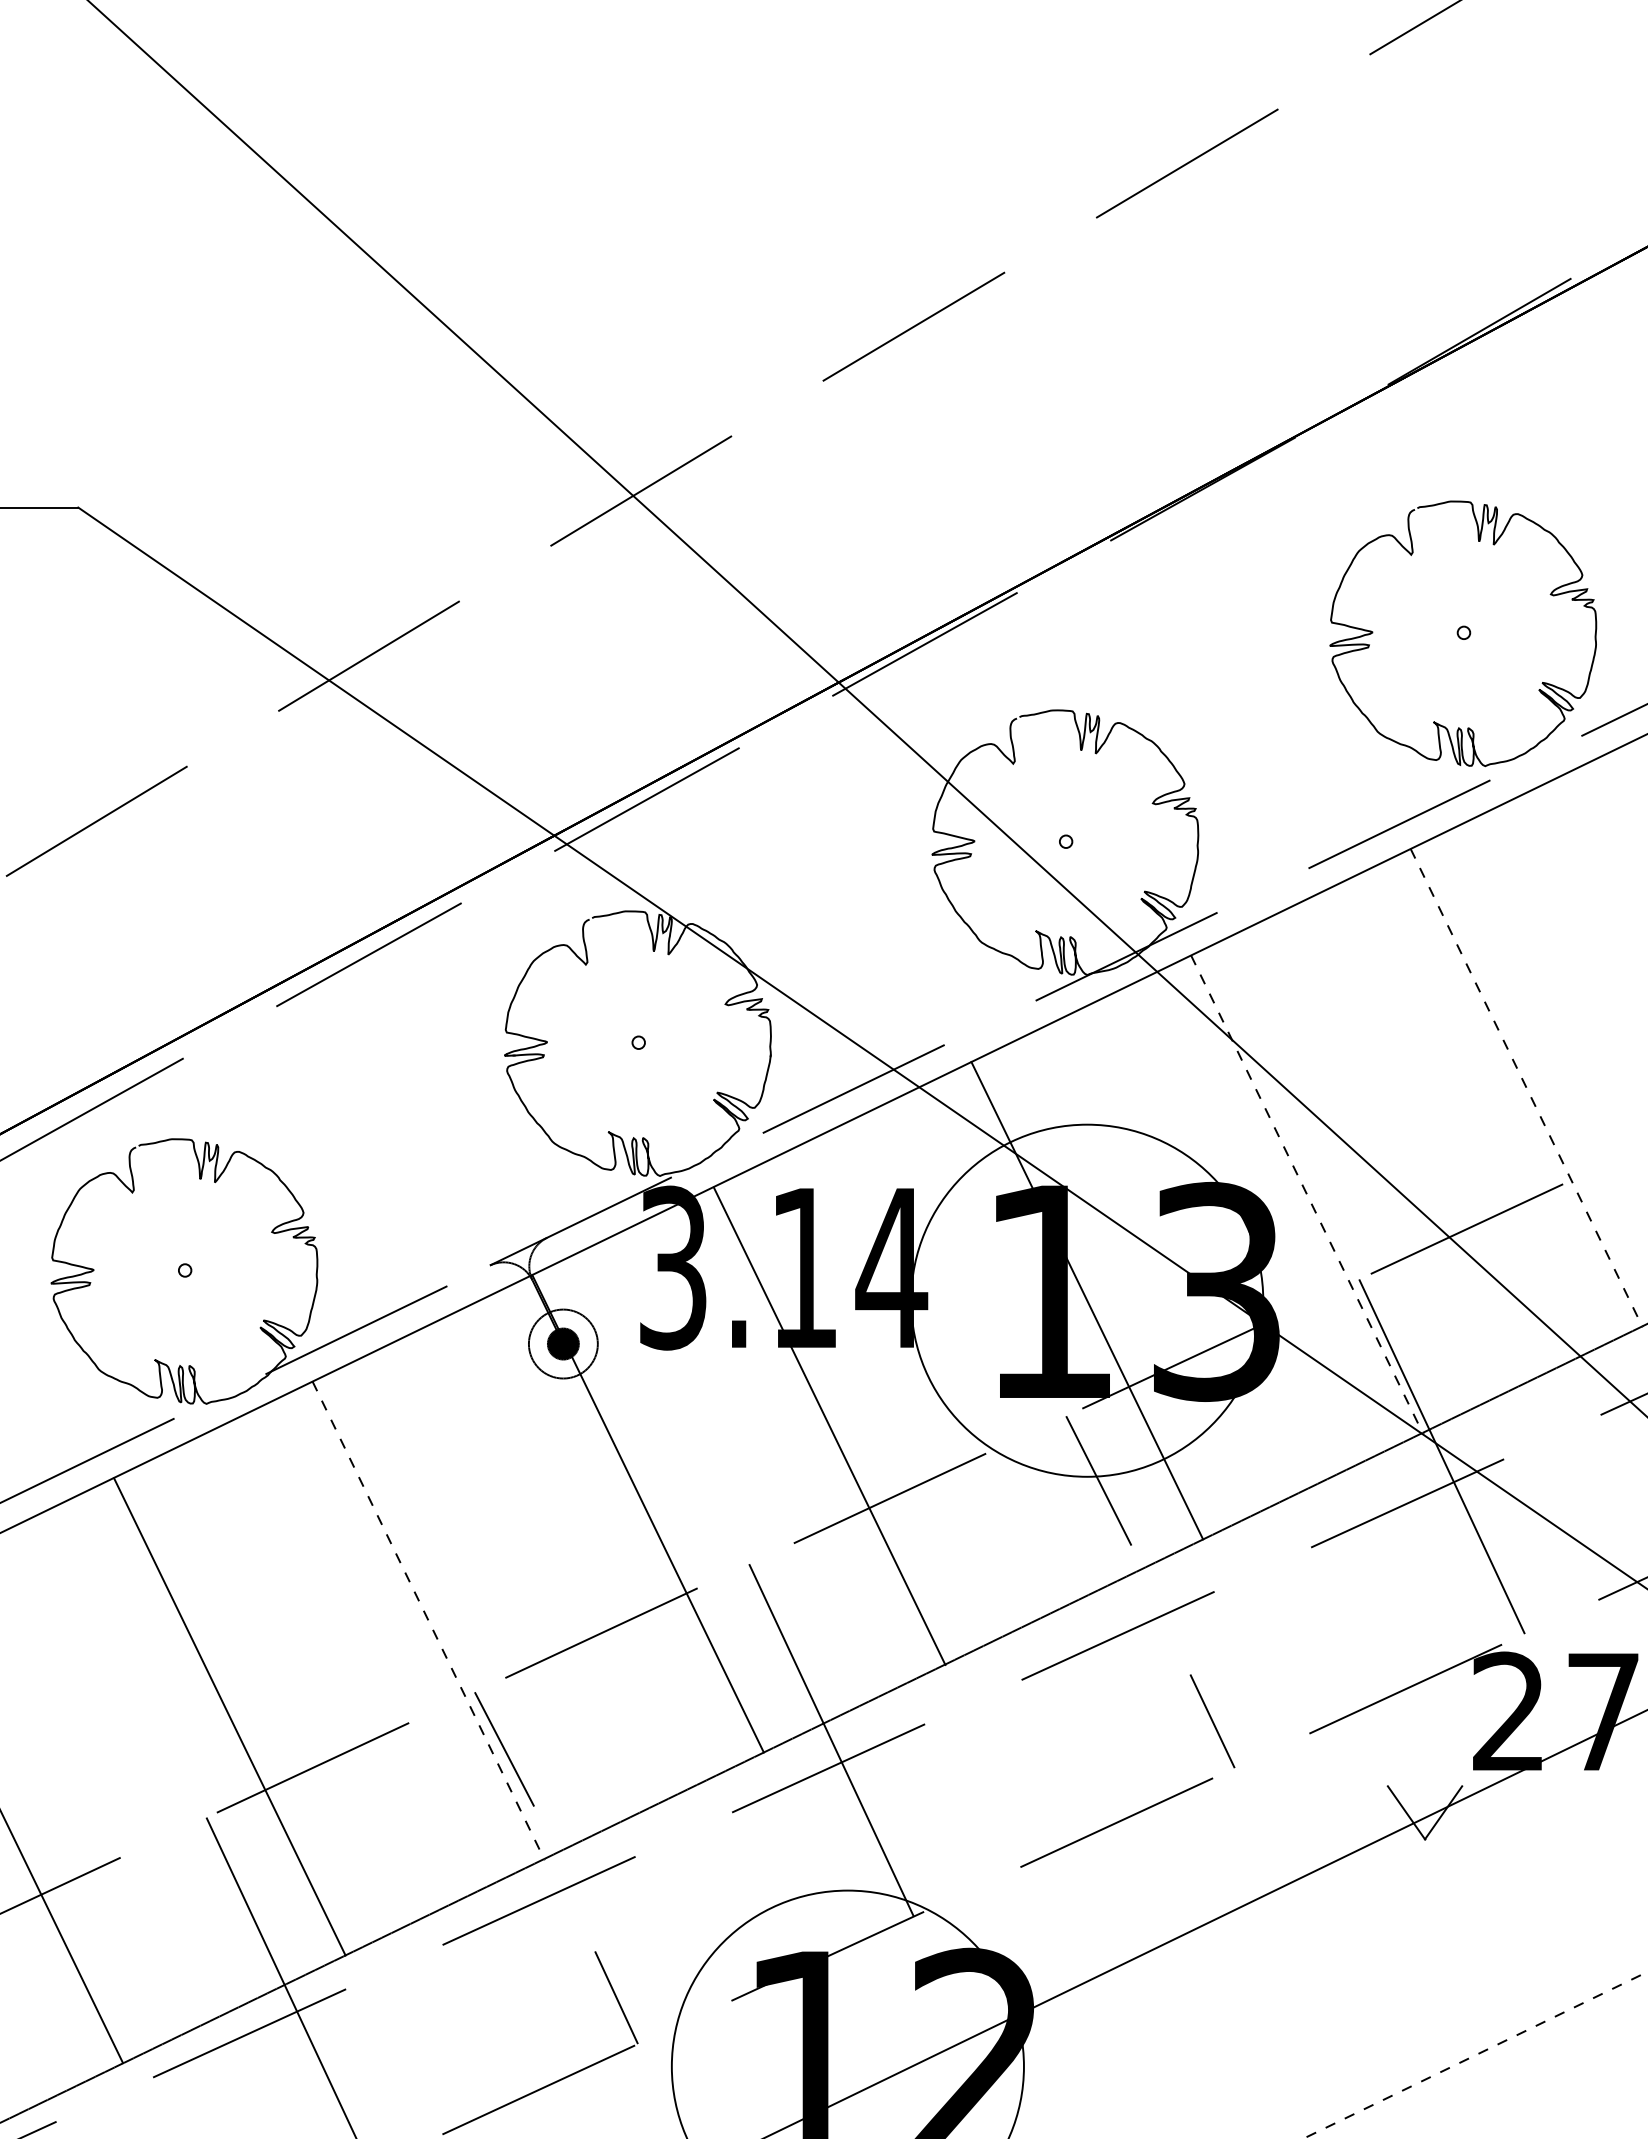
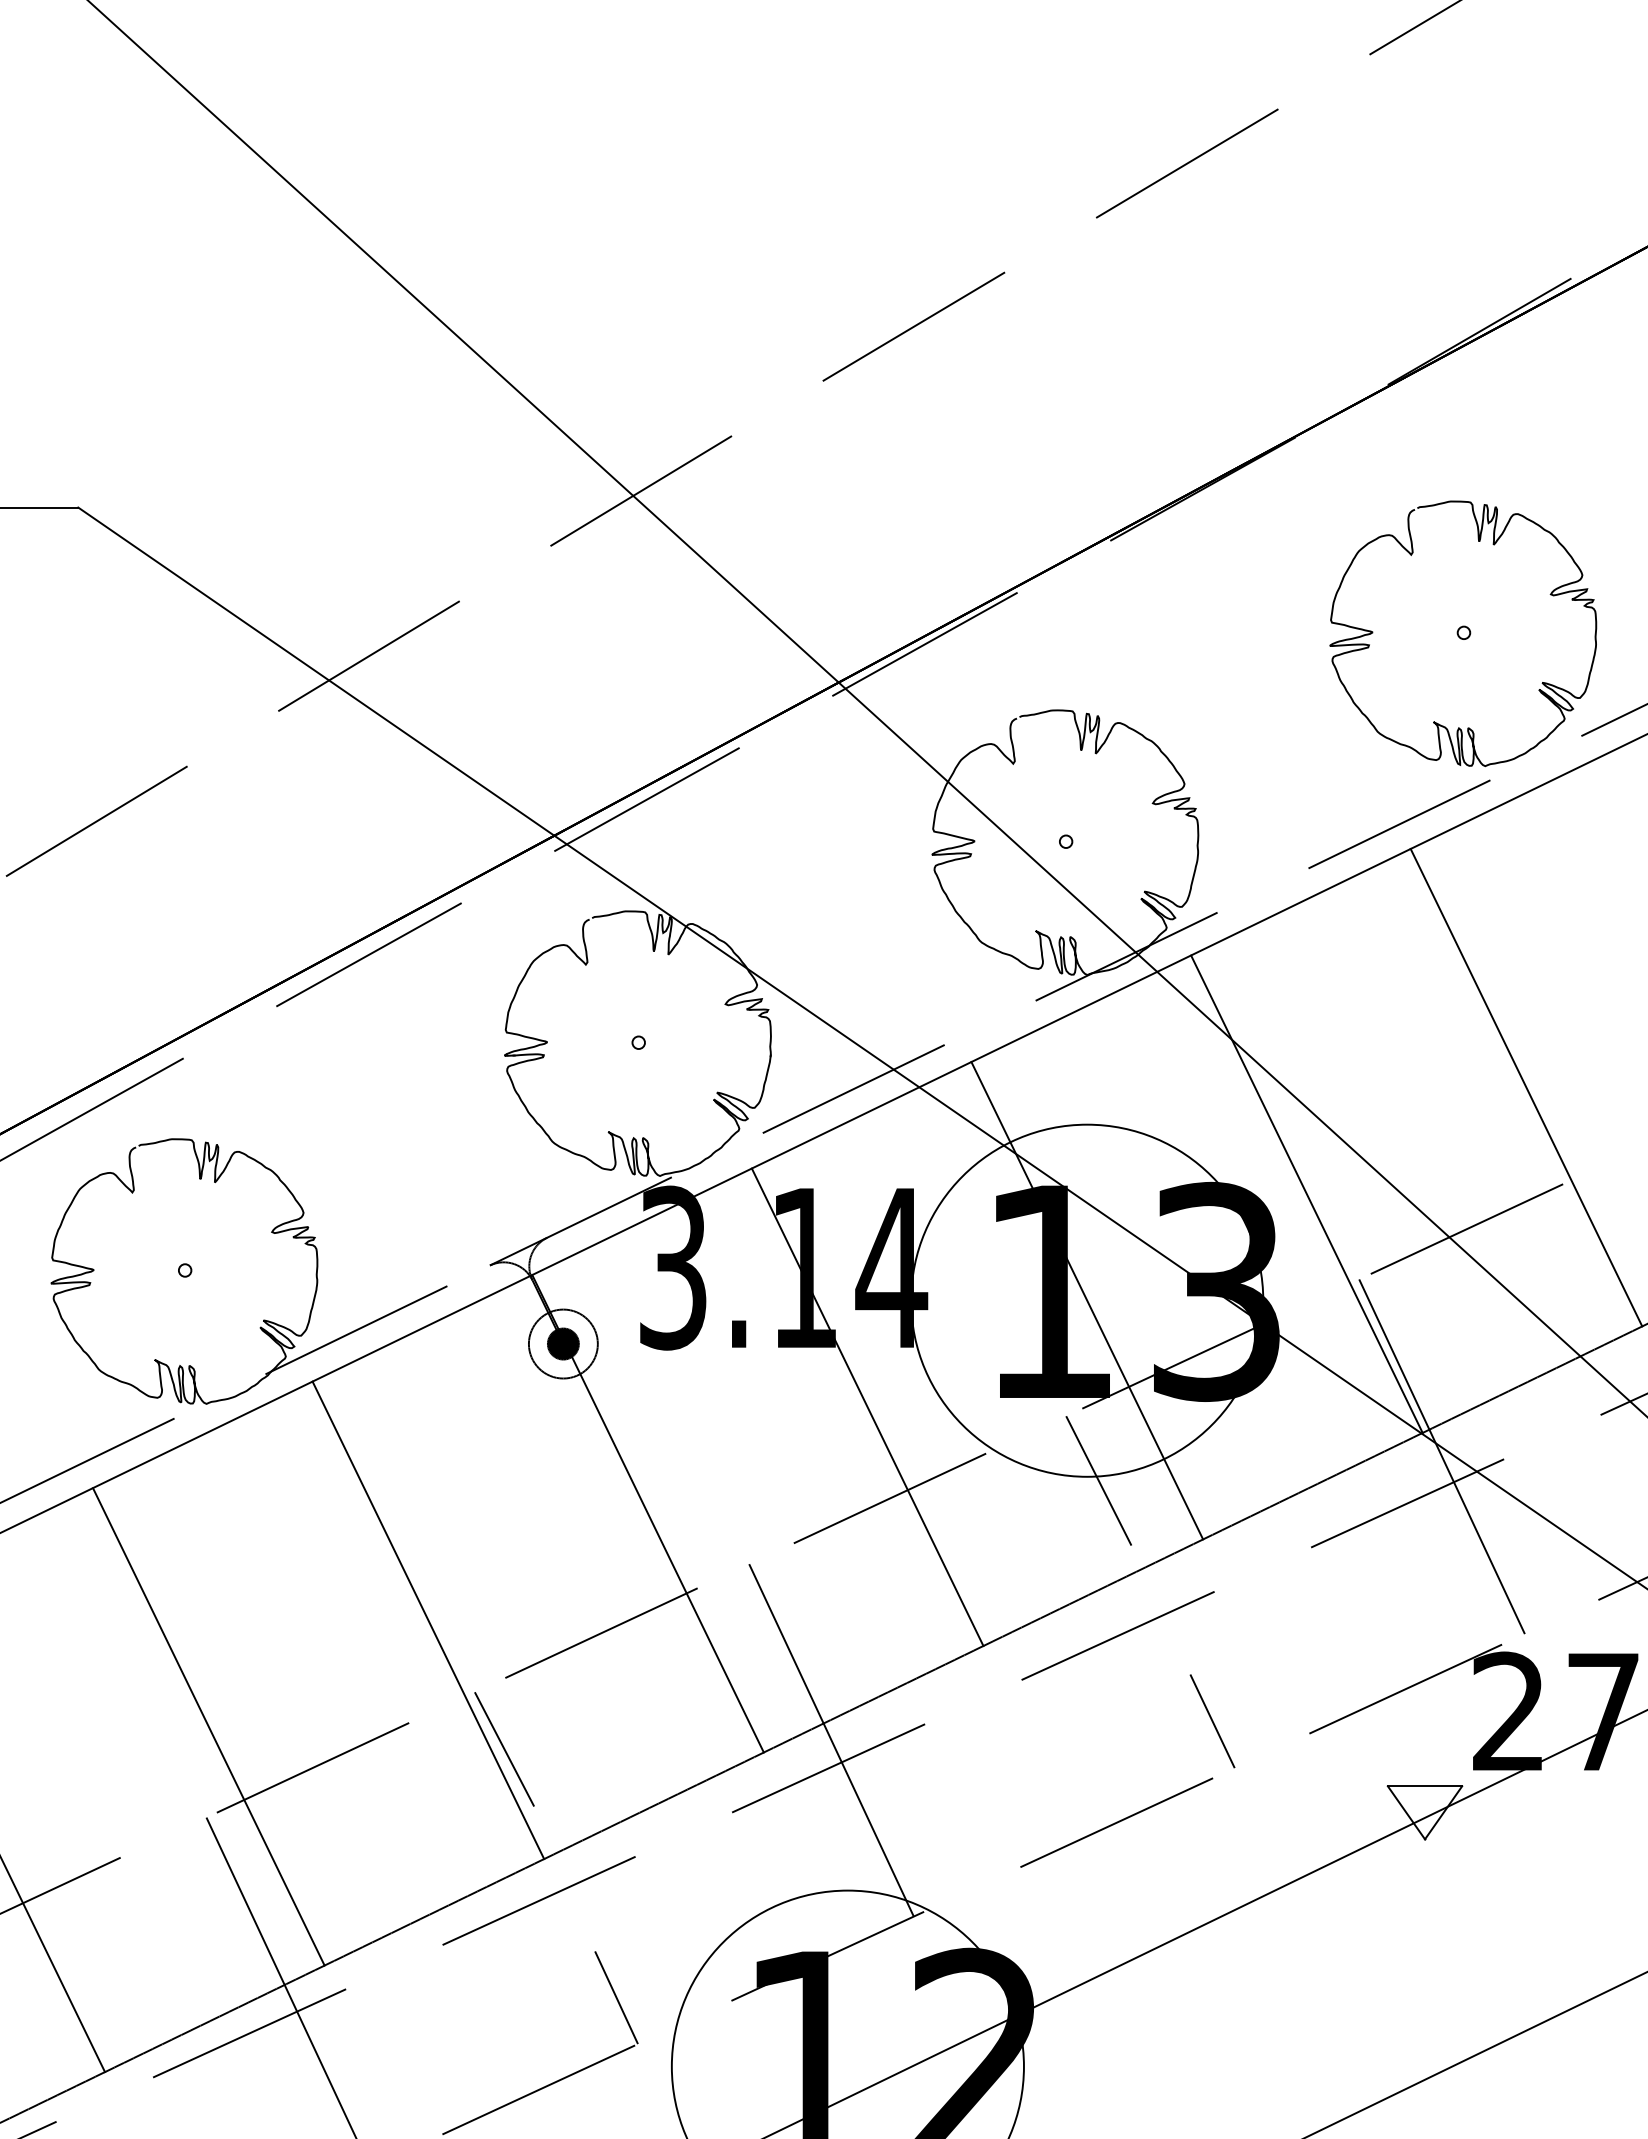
line: dashed -> solid (1526, 1088)
line: dashed -> solid (1307, 1194)
line position: (829, 1425) -> (867, 1406) (867, 1406)
line: dashed -> solid (428, 1620)
line position: (229, 1716) -> (208, 1726) (208, 1726)
line: none -> present (1424, 1786)
line position: (62, 1938) -> (53, 1966) (53, 1966)
line: dashed -> solid (1475, 2055)
